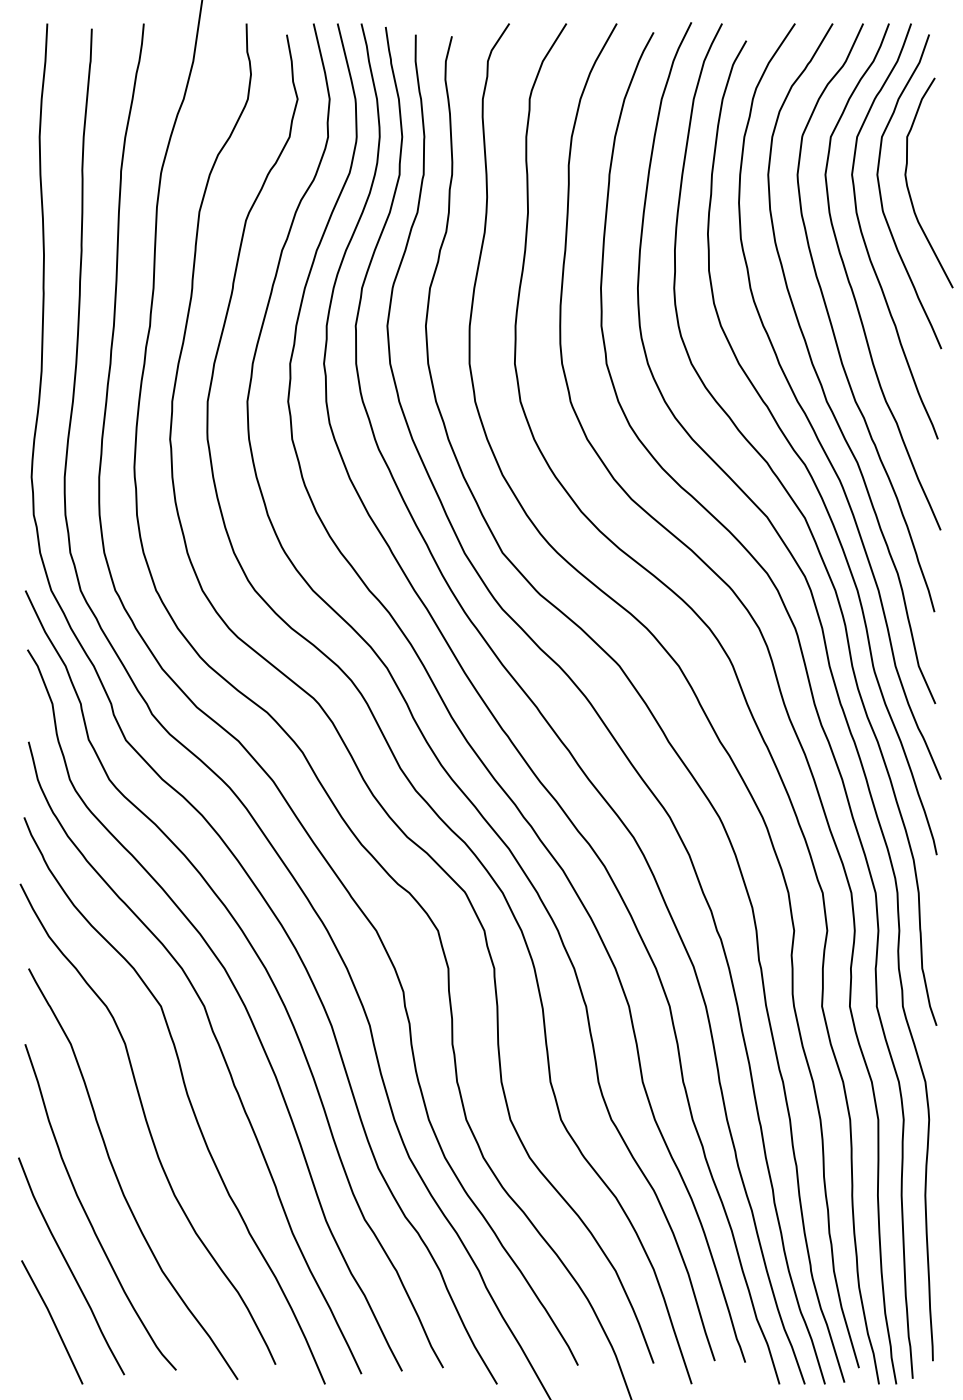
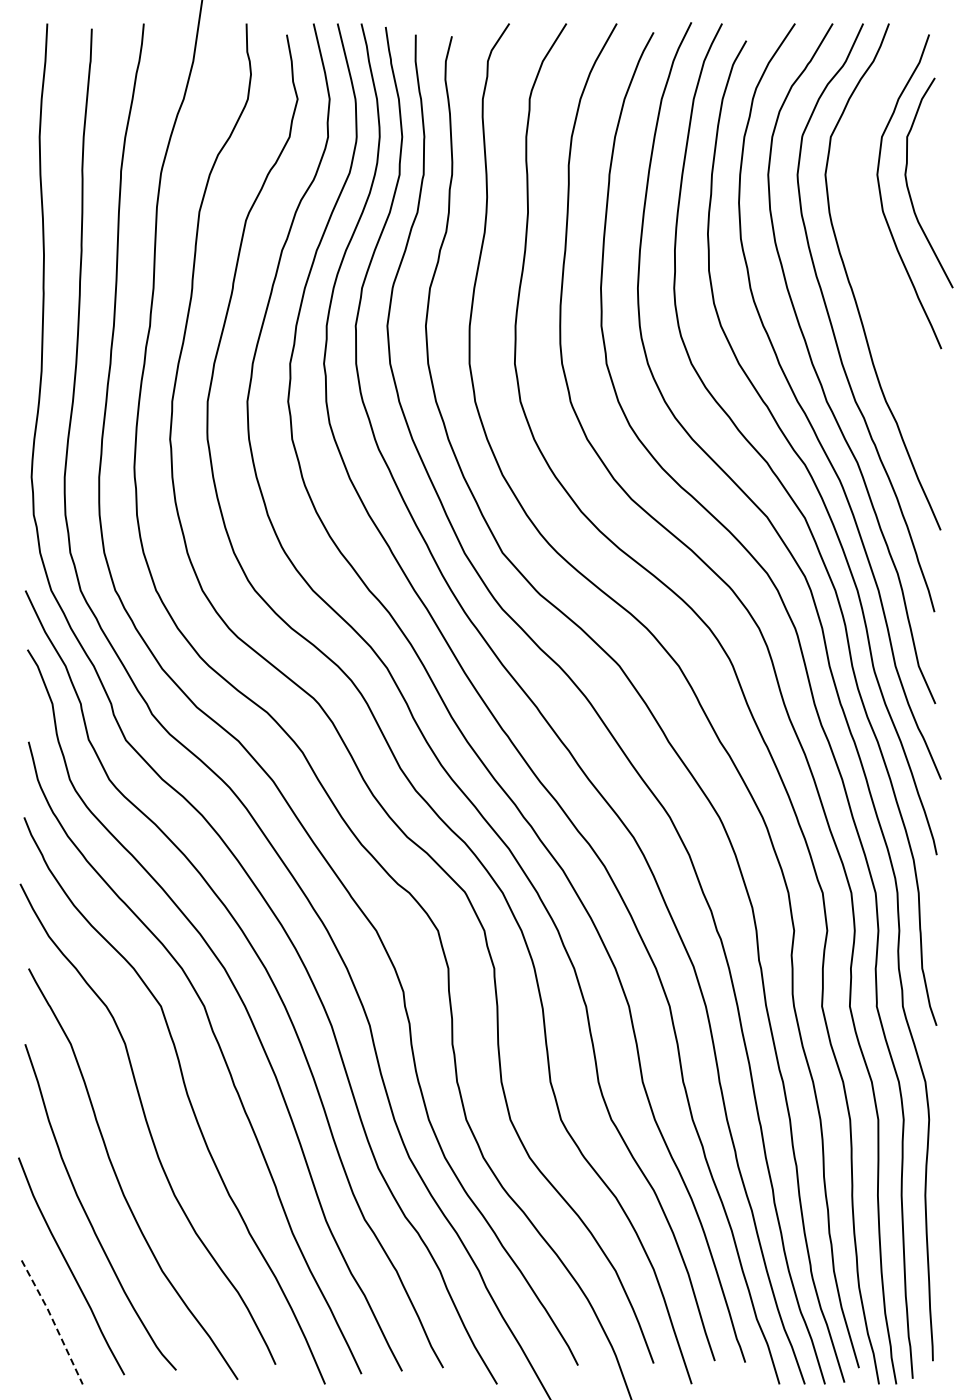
curve: present -> none (865, 241)
line: solid -> dashed (53, 1321)
